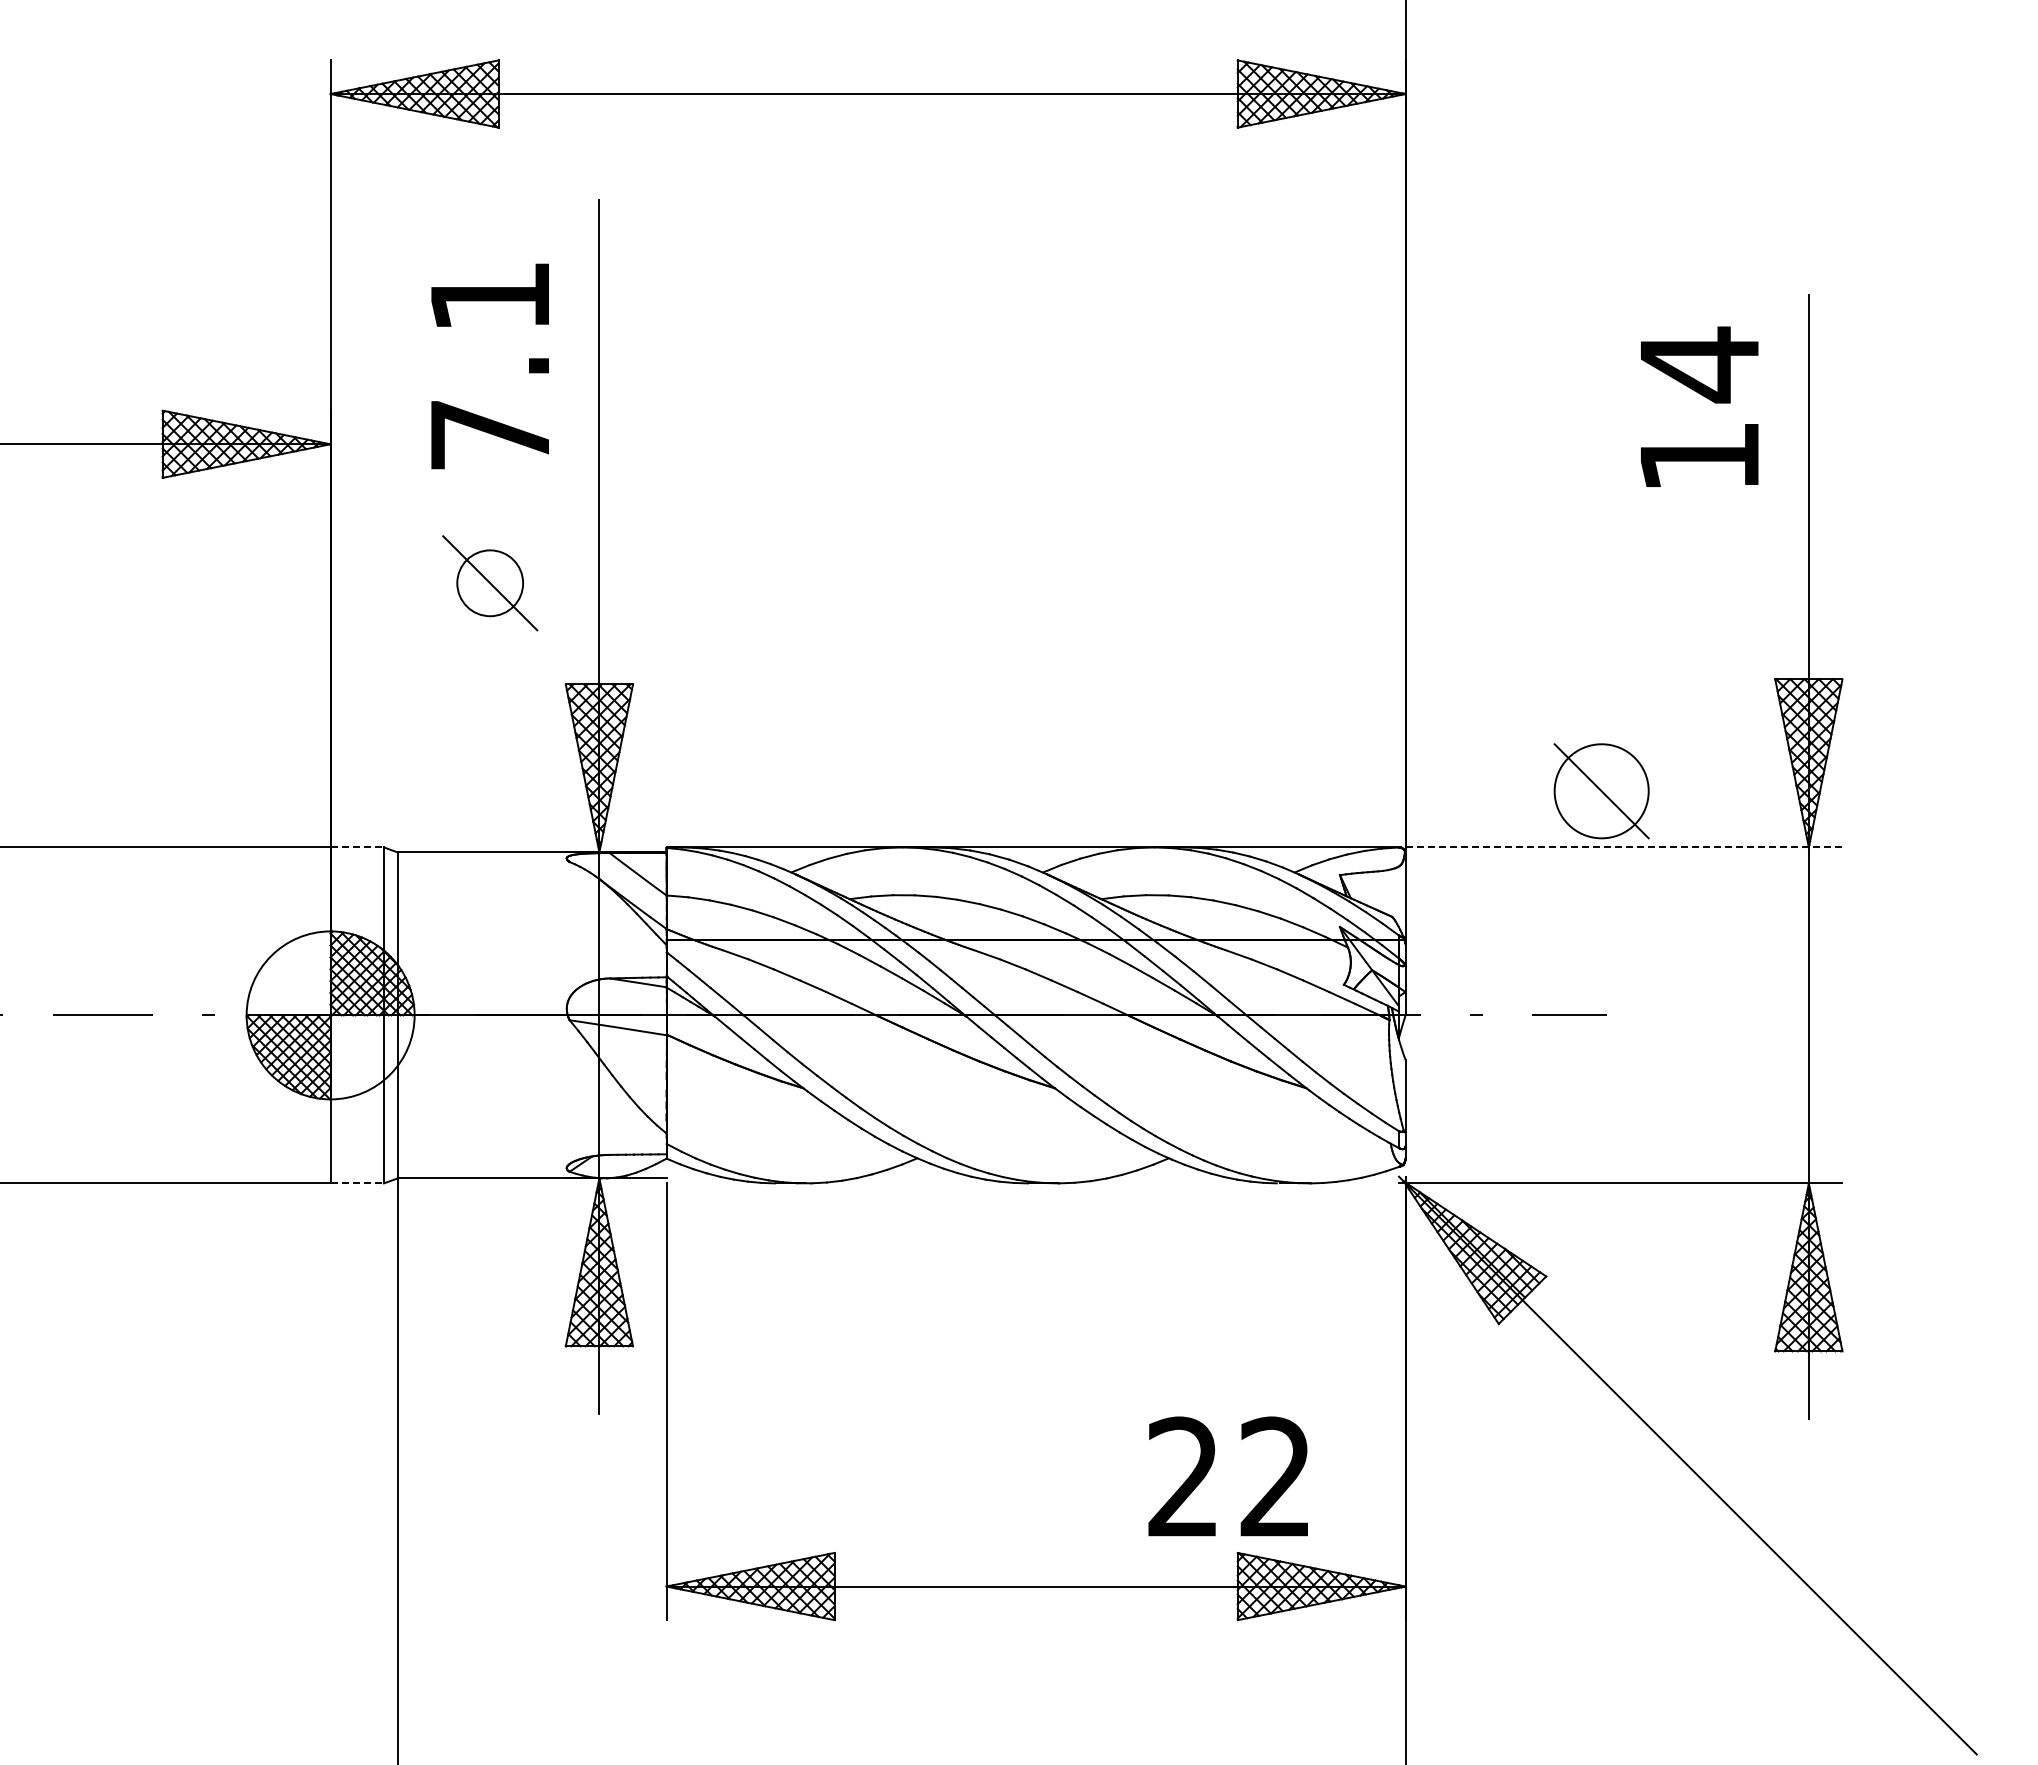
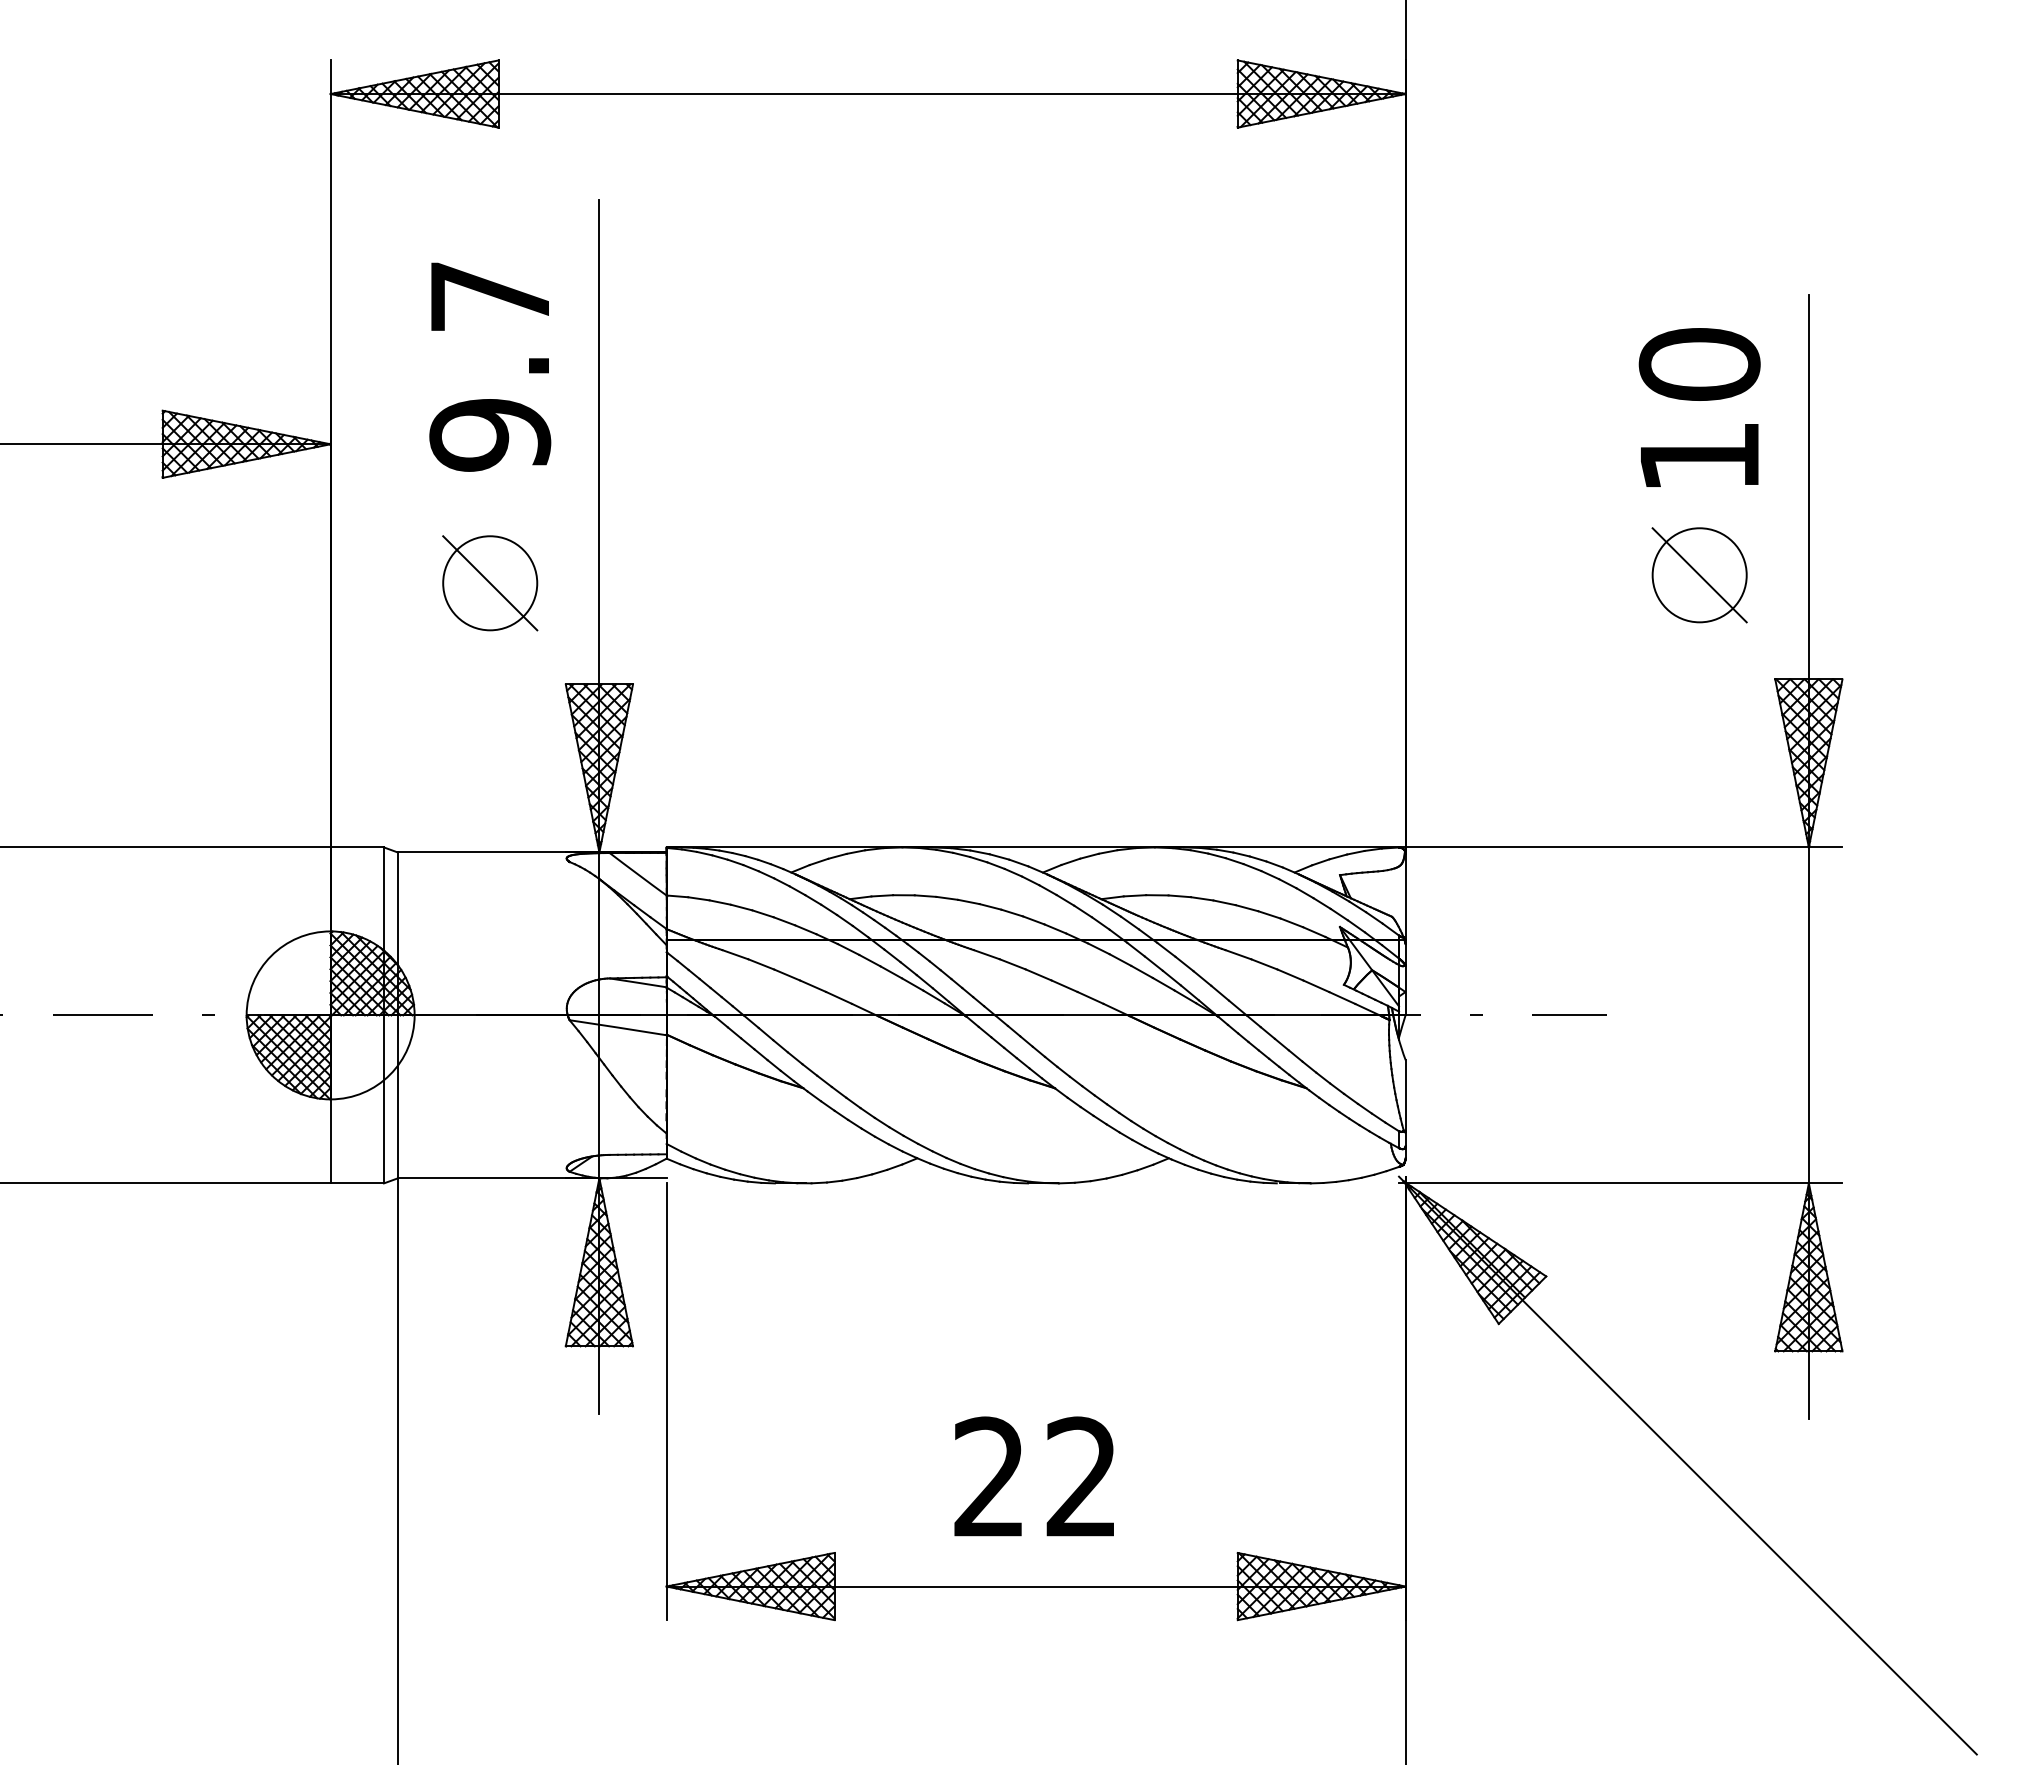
text: 14 -> 10 (1699, 364)
text: 7.1 -> 9.7 (490, 366)
circle diameter: 66 px -> 94 px (490, 583)
part position: (1601, 791) -> (1699, 575) (1699, 575)
line: dashed -> solid (357, 847)
line: dashed -> solid (1620, 847)
line: dashed -> solid (357, 1183)
text position: (1227, 1476) -> (1033, 1476) (1033, 1476)
